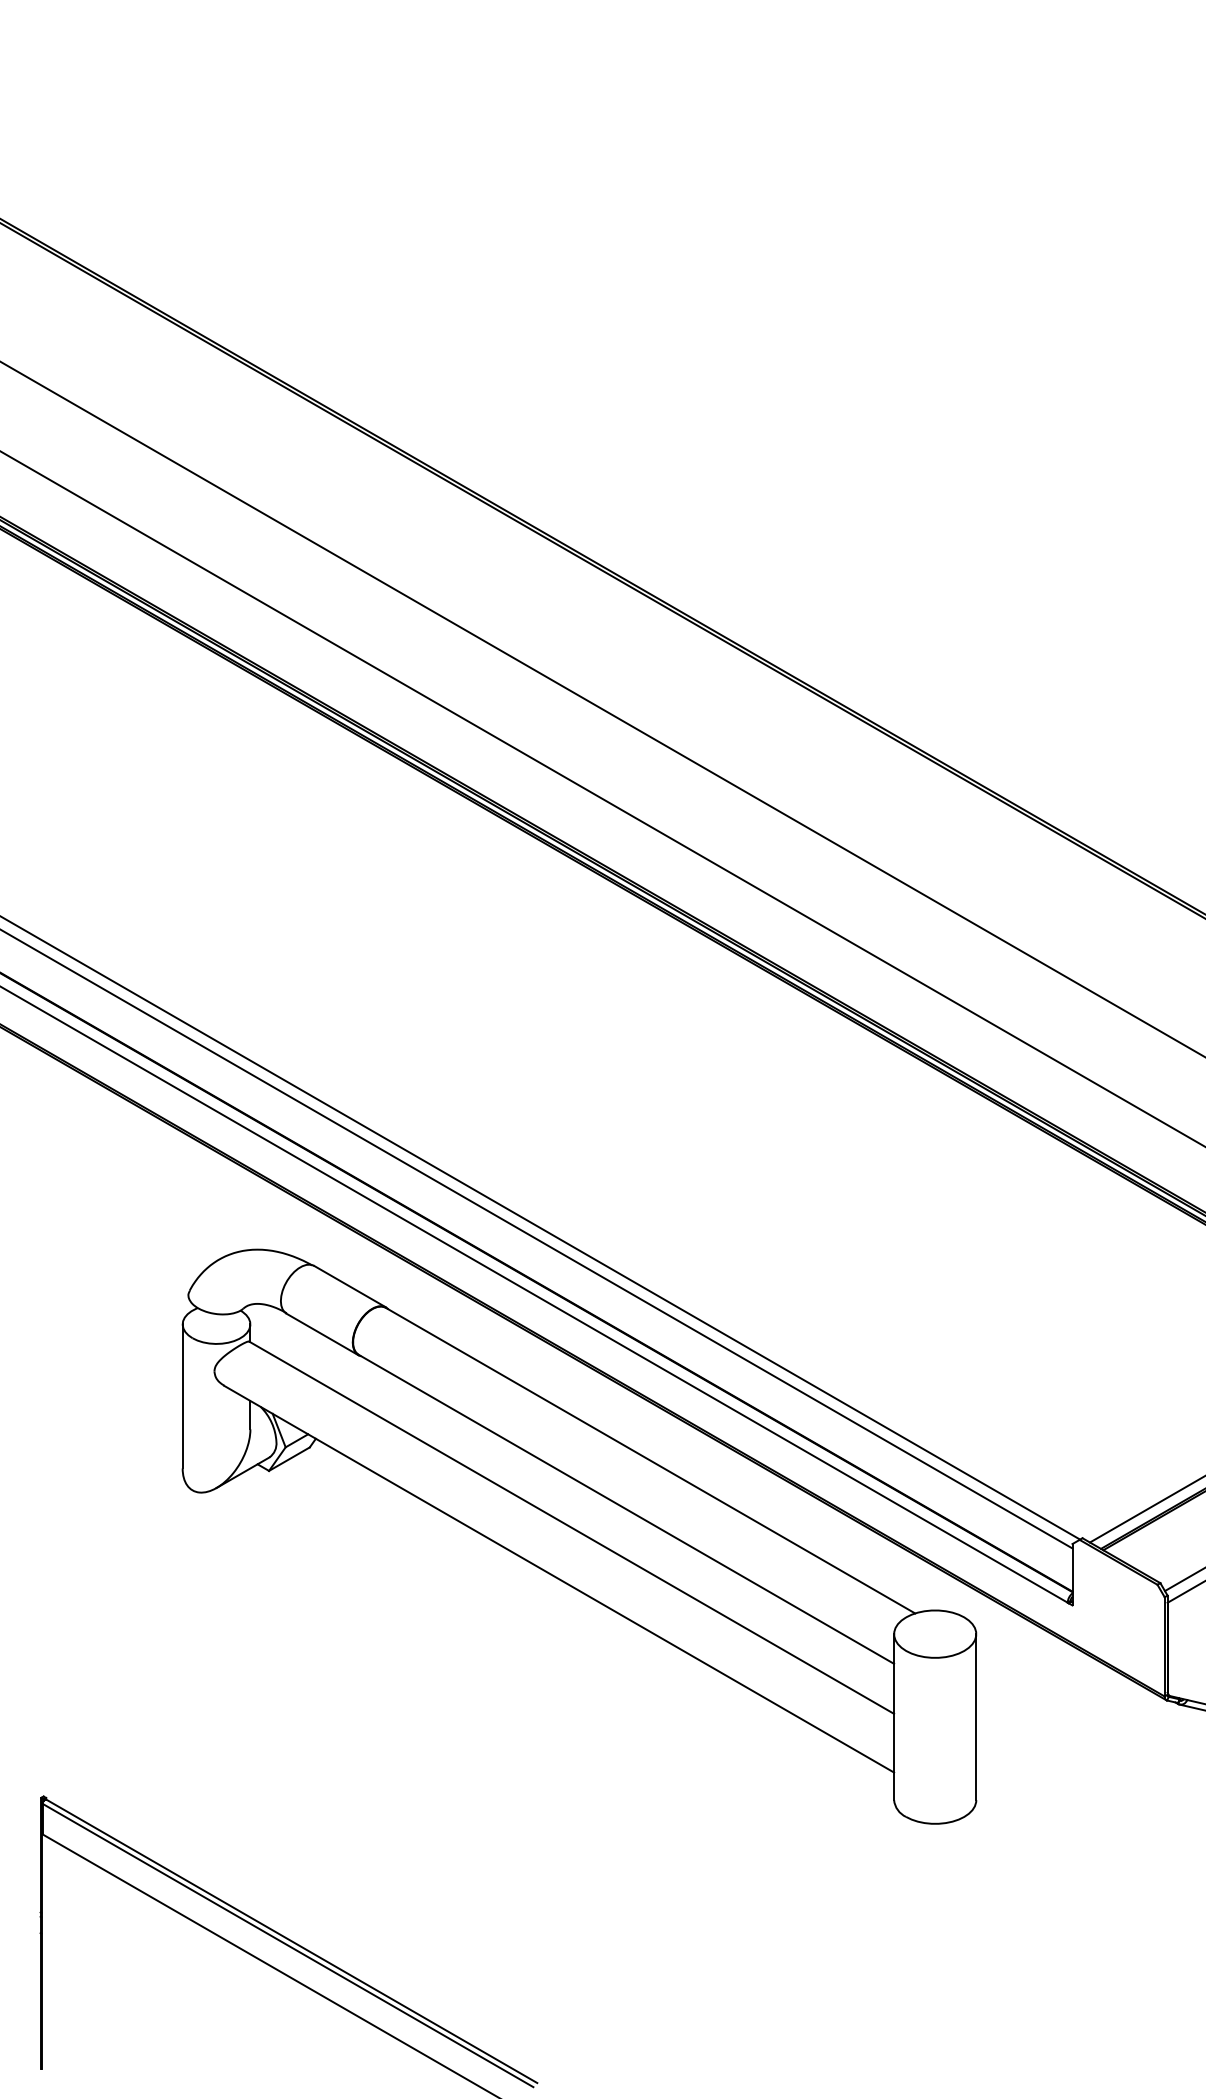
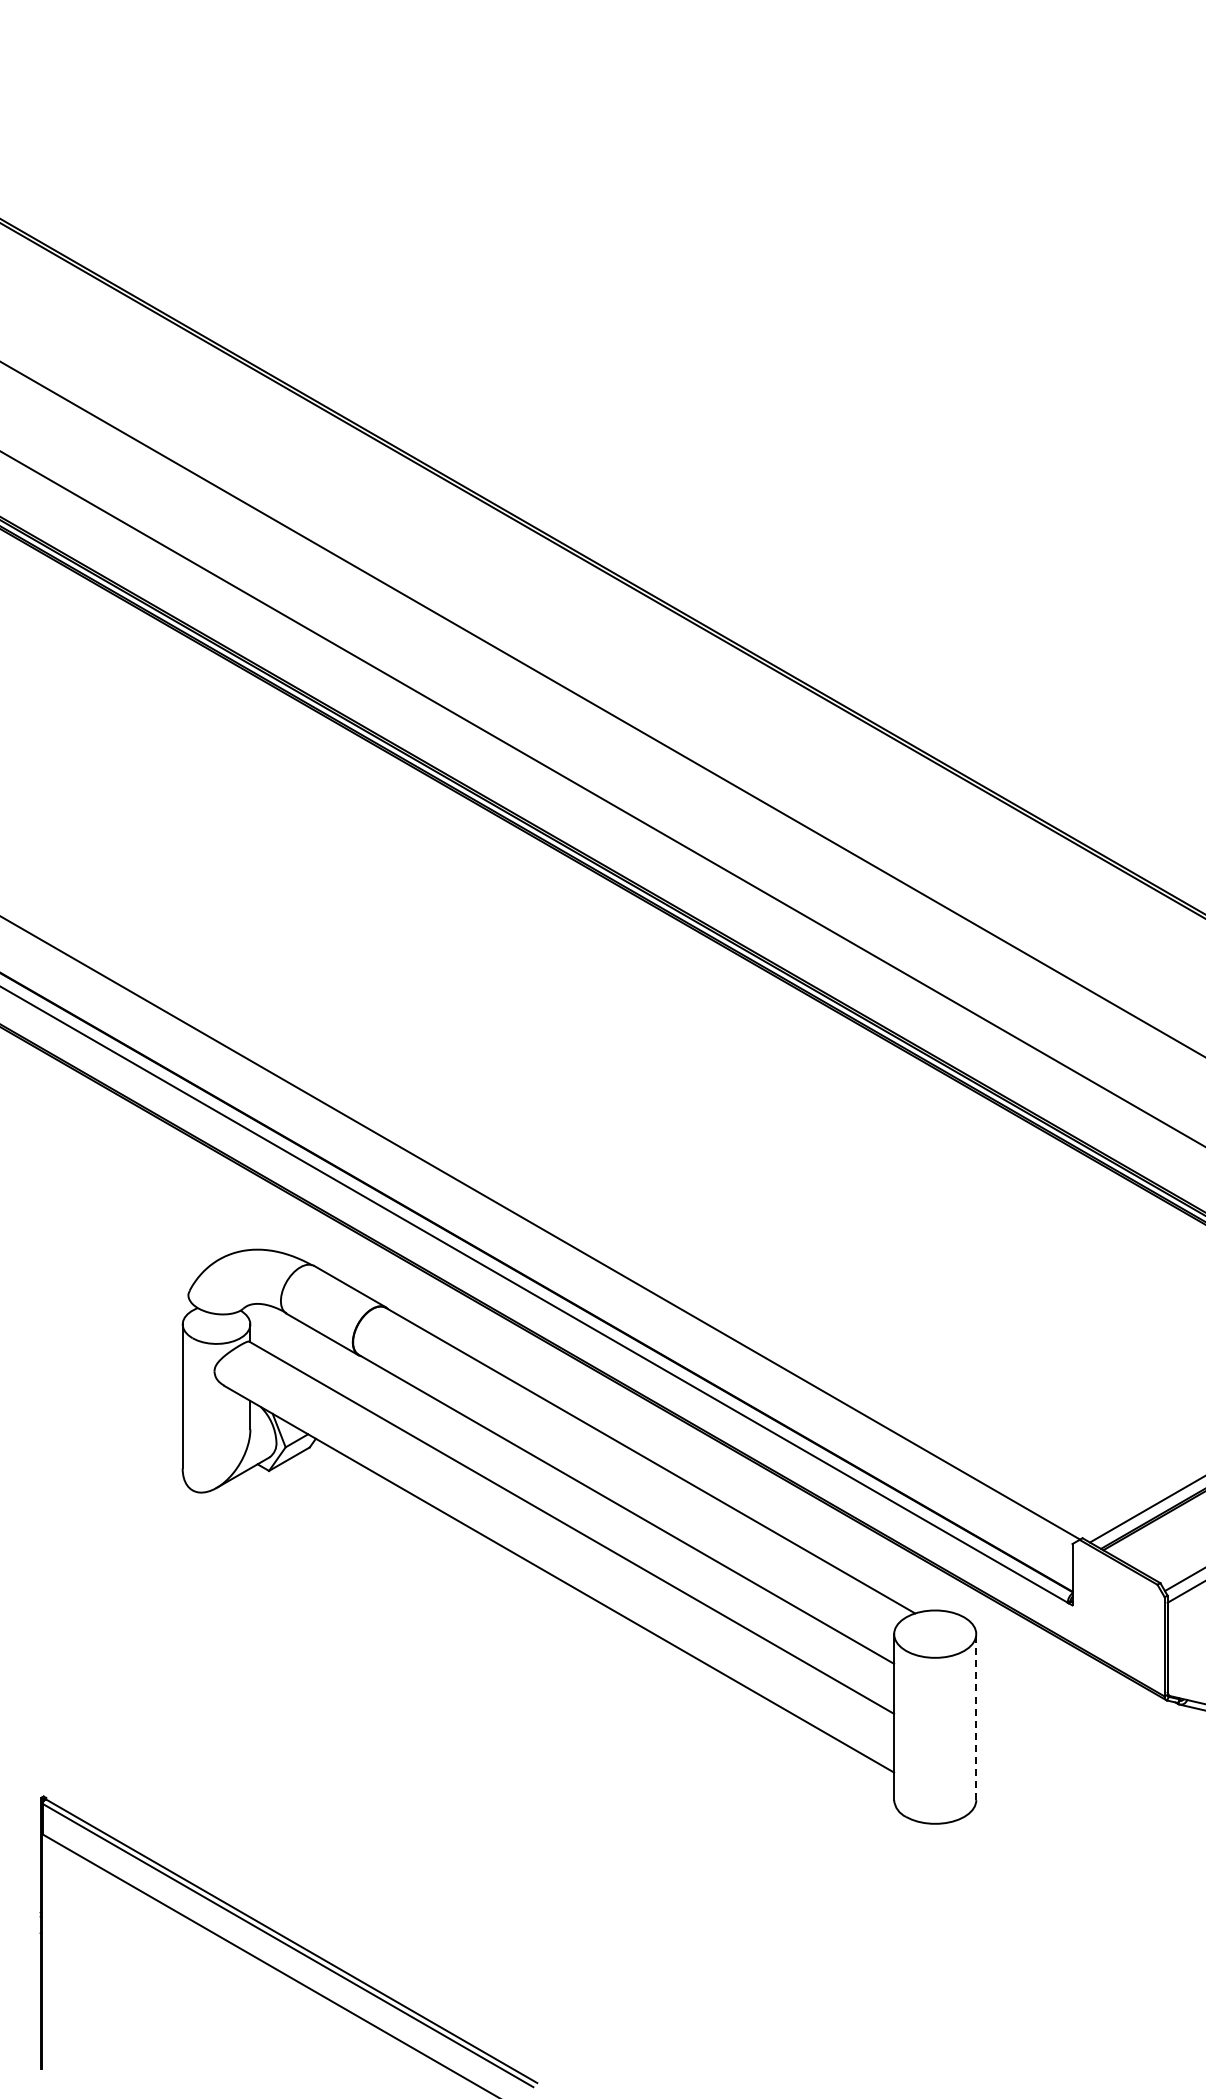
line: present -> none (537, 1239)
line: solid -> dashed (976, 1717)
